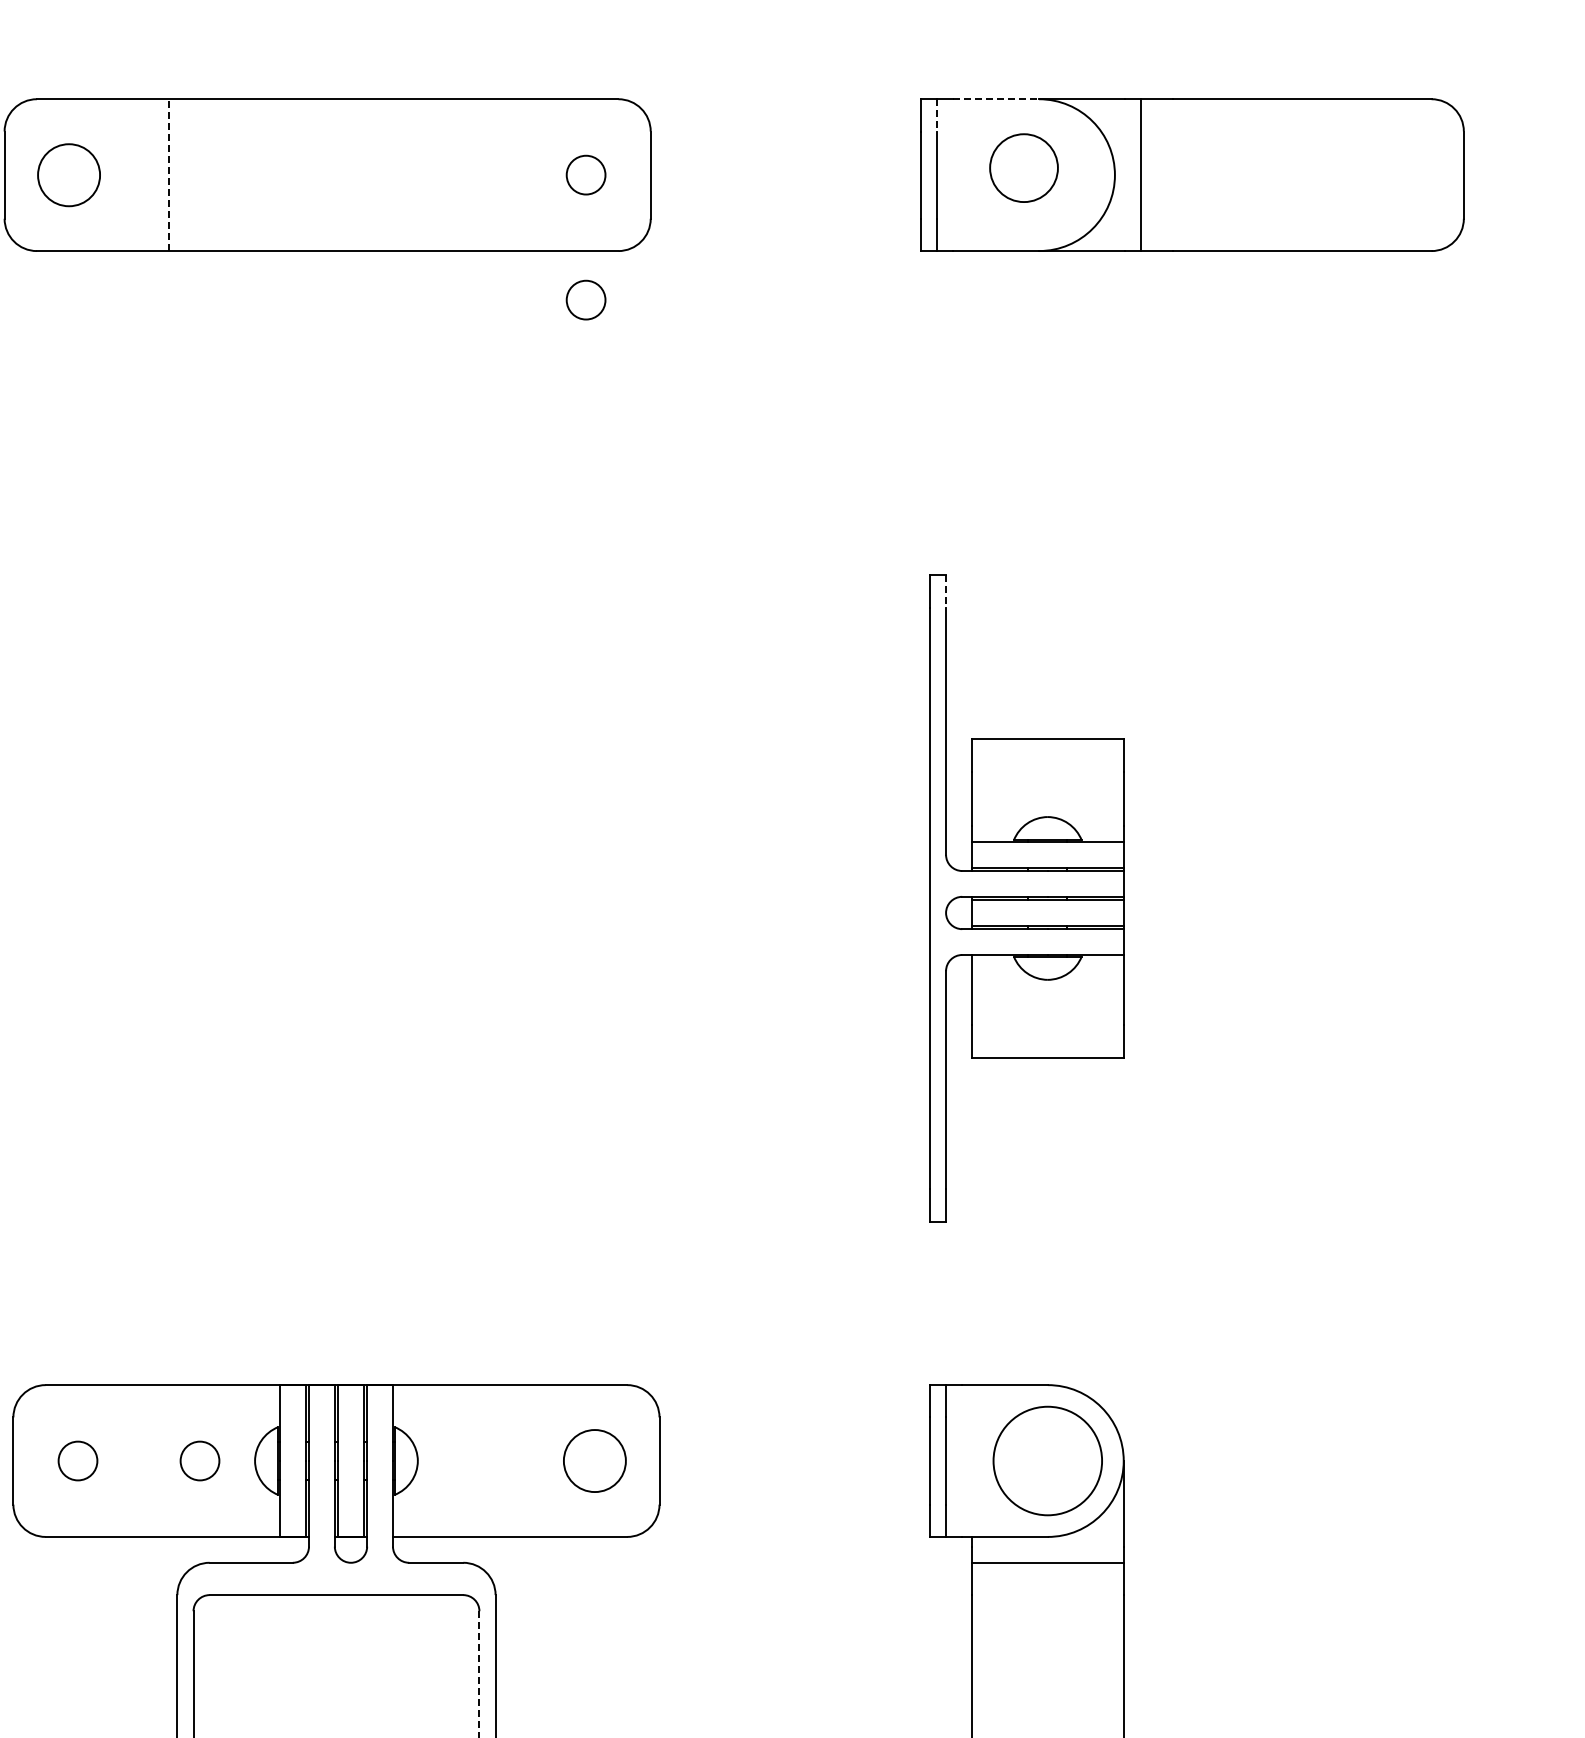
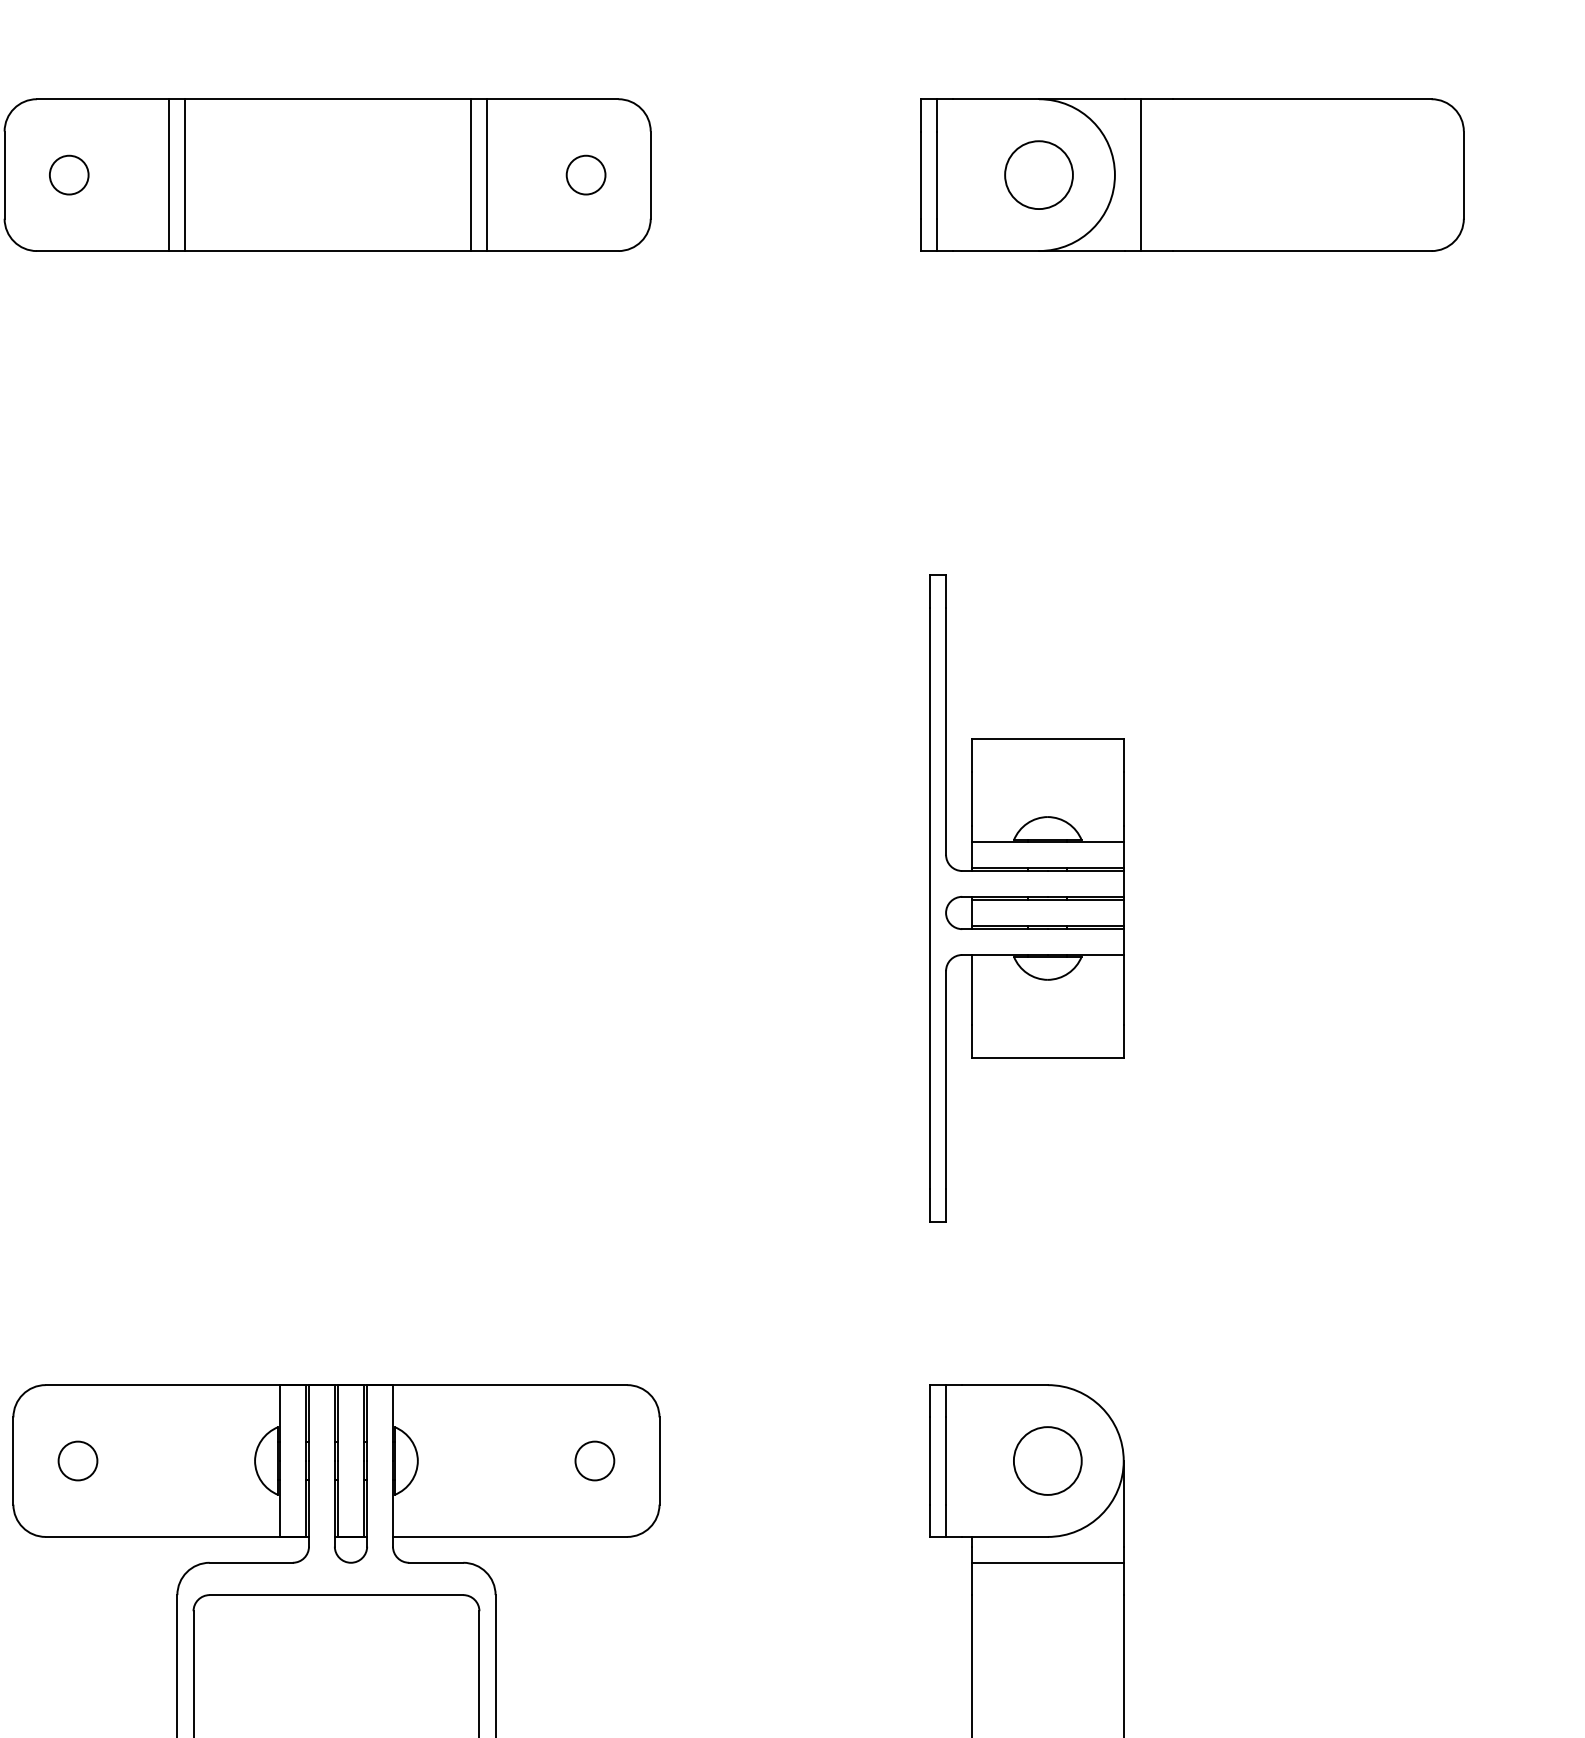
line: dashed -> solid (996, 99)
line: dashed -> solid (937, 115)
circle position: (1023, 167) -> (1038, 174) (1038, 174)
circle size: 64x65 px -> 41x42 px (69, 174)
line: dashed -> solid (168, 175)
line: none -> present (184, 175)
line: none -> present (470, 175)
line: none -> present (486, 175)
circle: present -> none (585, 299)
line: dashed -> solid (946, 592)
circle: present -> none (199, 1460)
circle diameter: 109 px -> 68 px (1047, 1460)
circle diameter: 62 px -> 39 px (594, 1460)
line: dashed -> solid (479, 1675)
